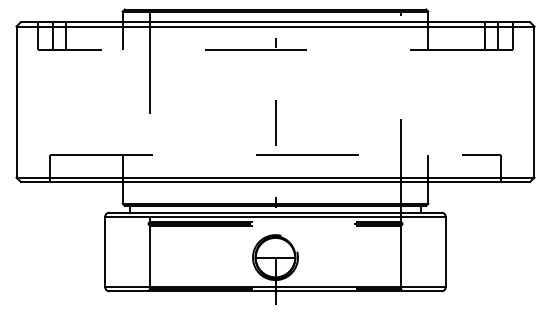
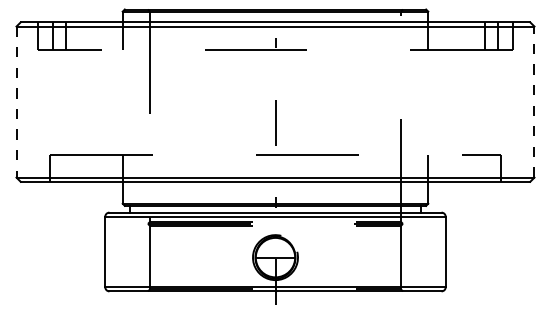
line: solid -> dashed (16, 102)
line: solid -> dashed (534, 102)
